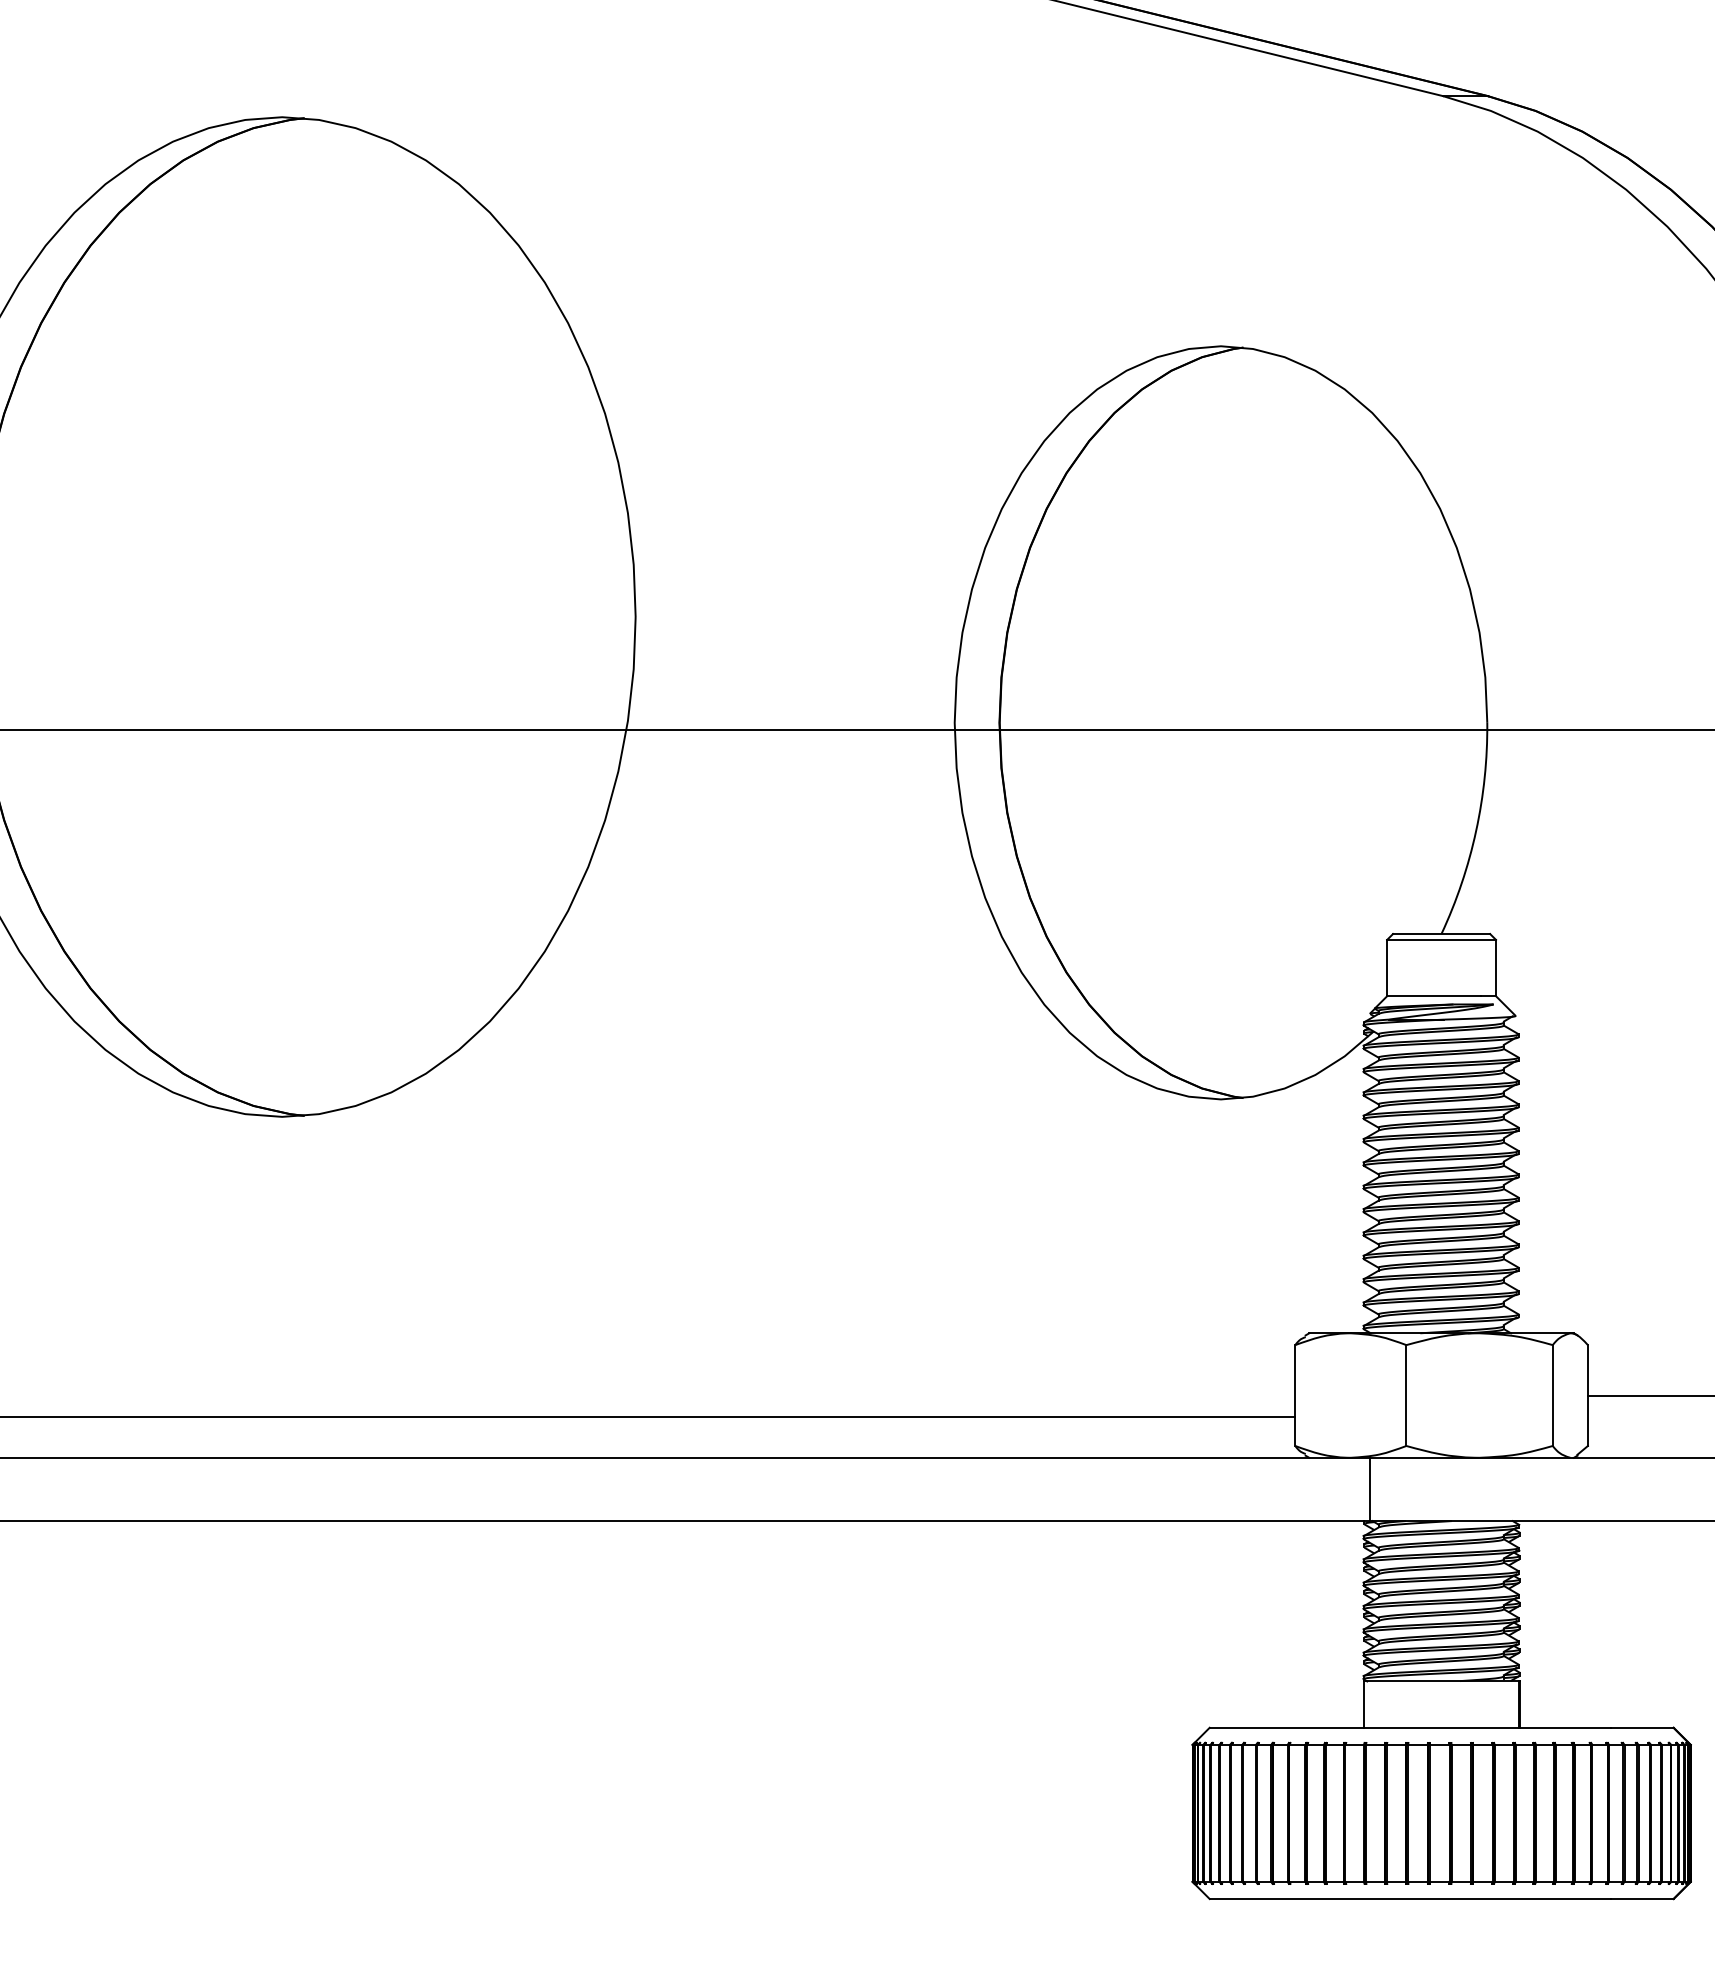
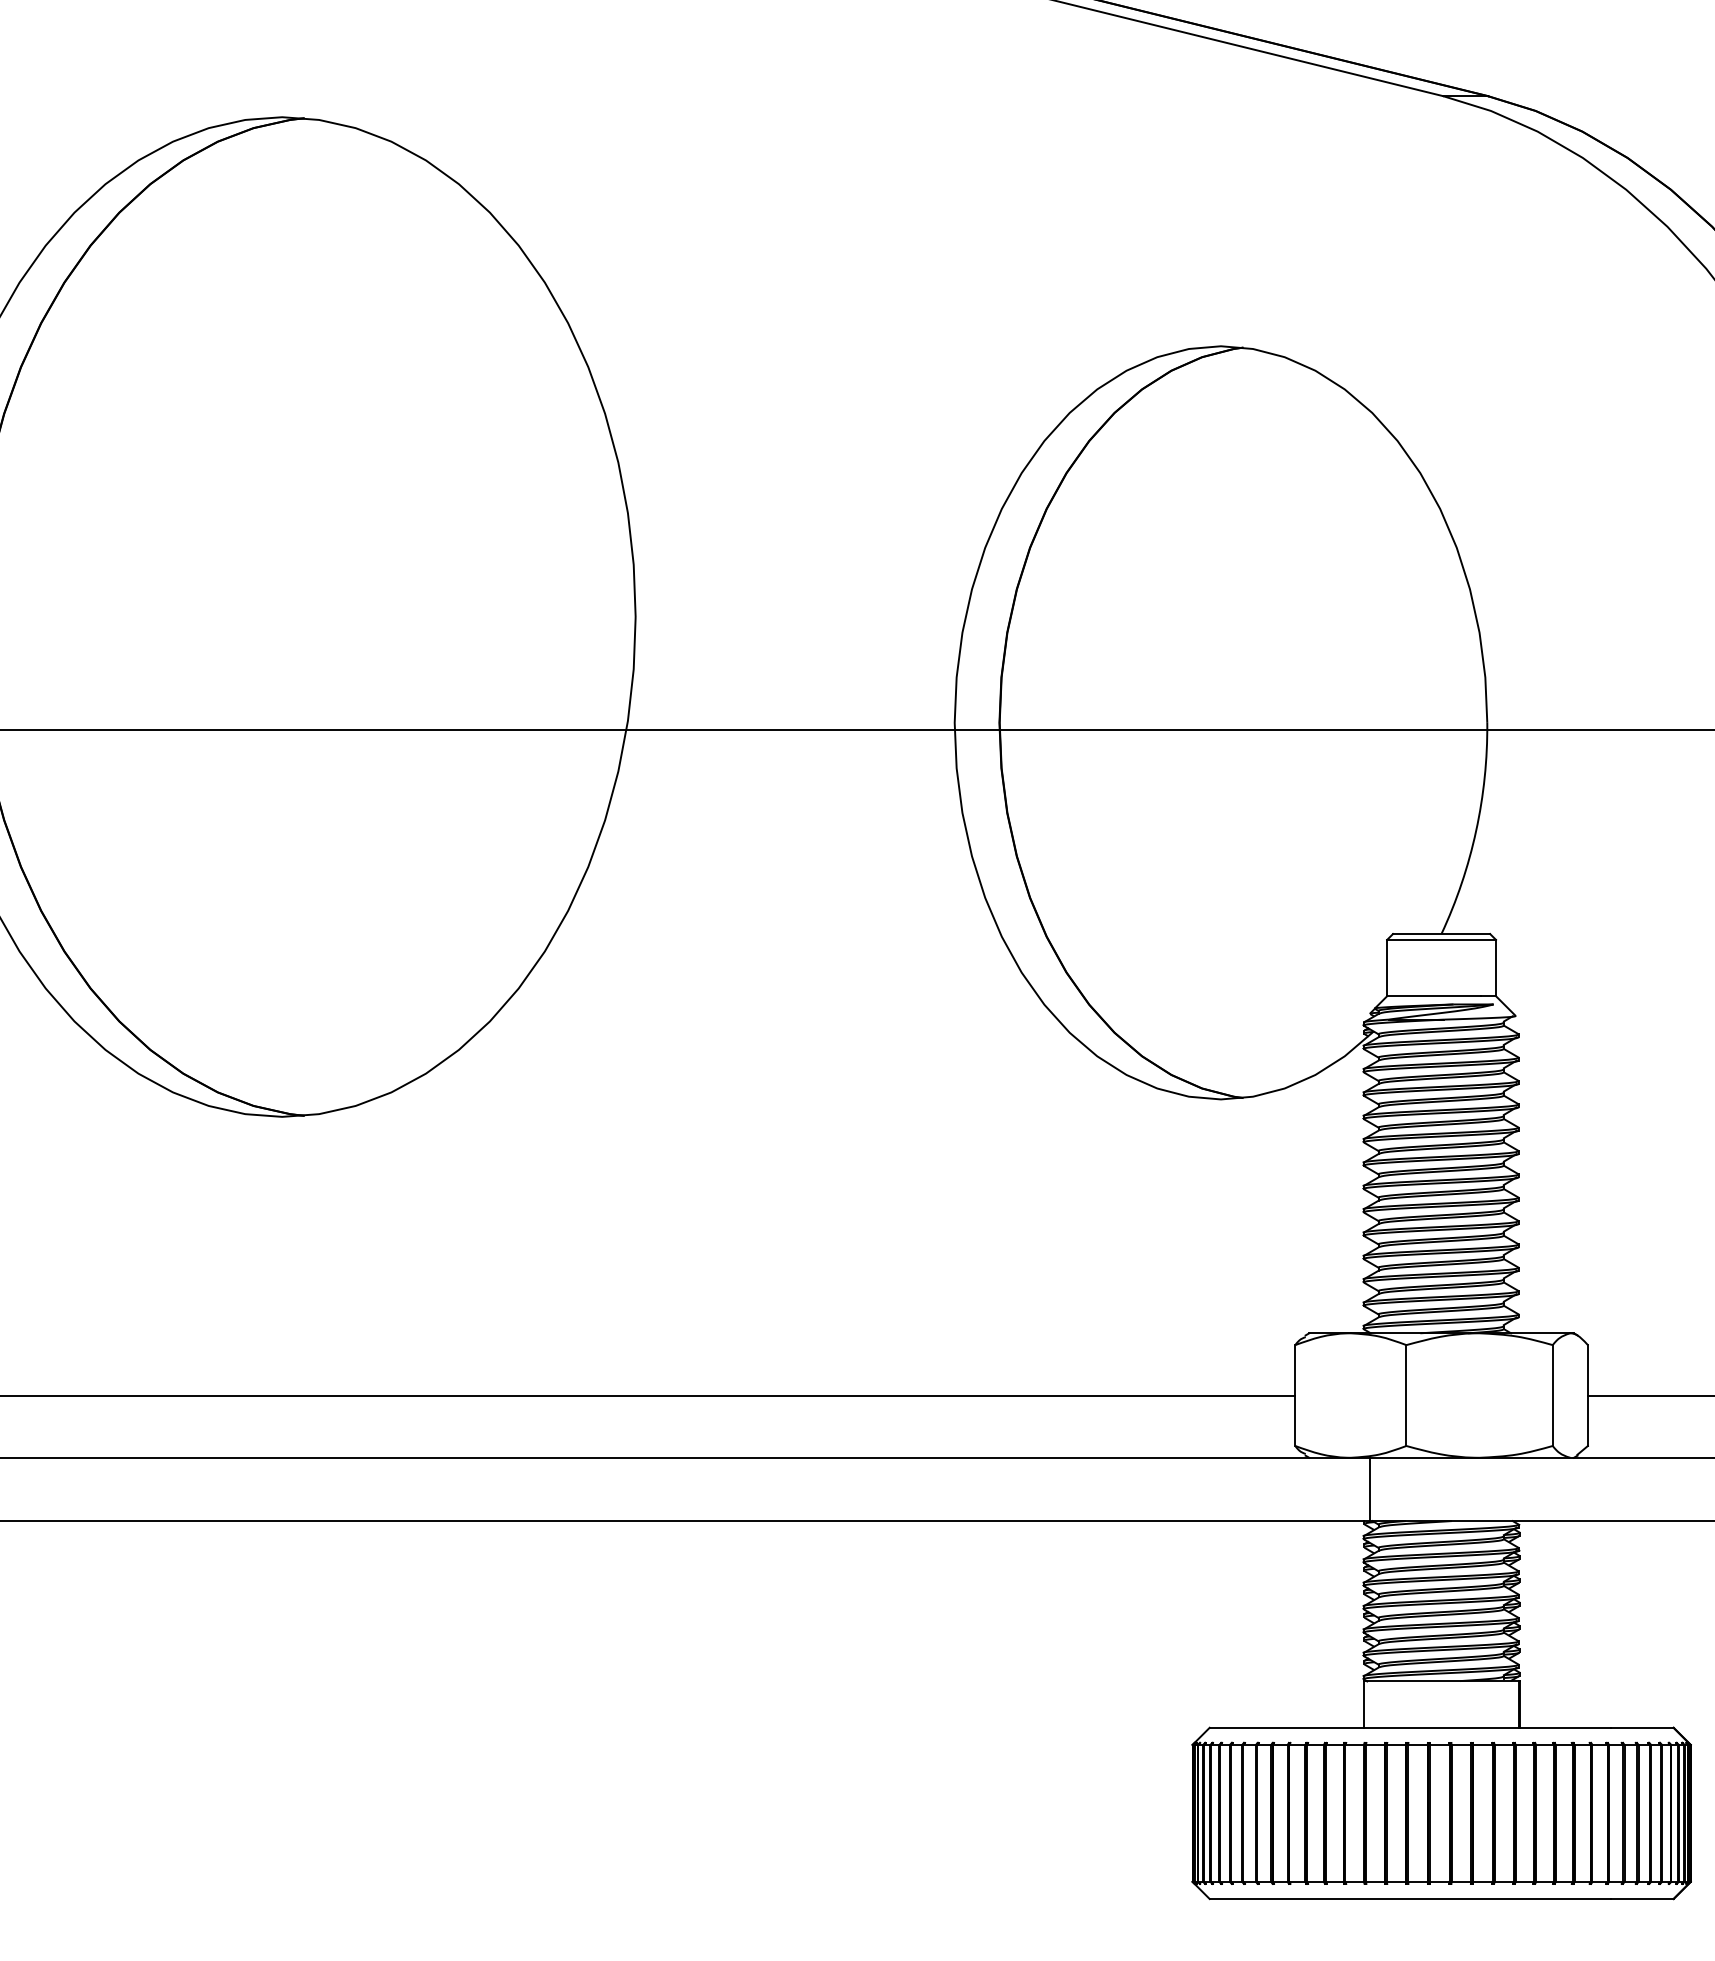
line position: (648, 1417) -> (648, 1396) (648, 1396)
